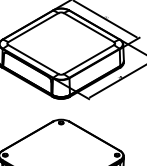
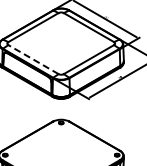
line: solid -> dashed (33, 59)
